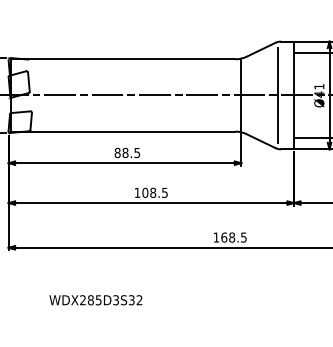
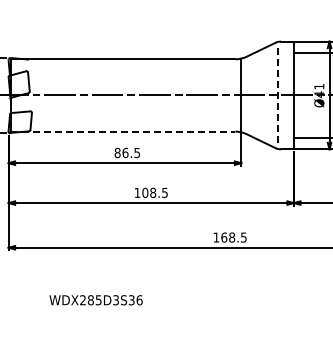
line: solid -> dashed (278, 95)
line: solid -> dashed (123, 131)
text: 88.5 -> 86.5 (125, 152)
text: WDX285D3S32 -> WDX285D3S36 (139, 300)
